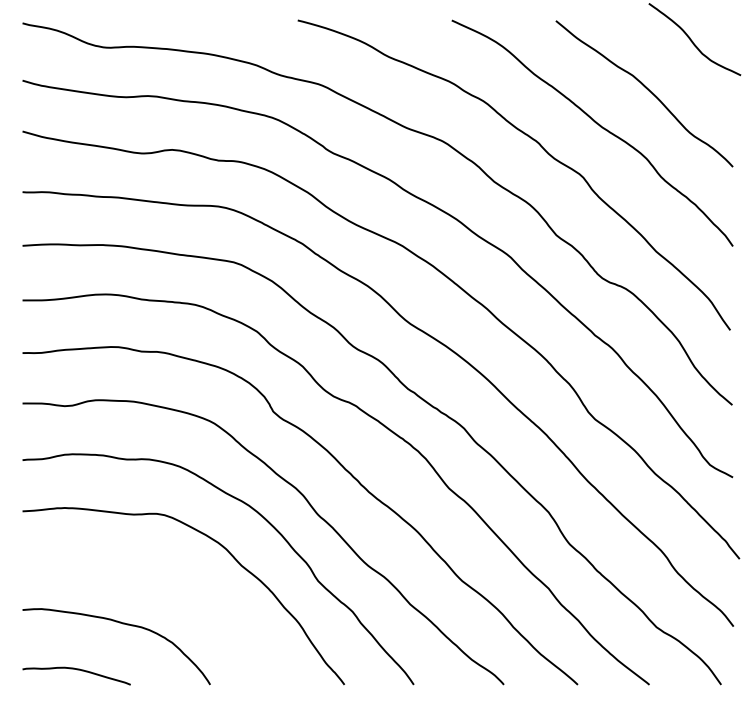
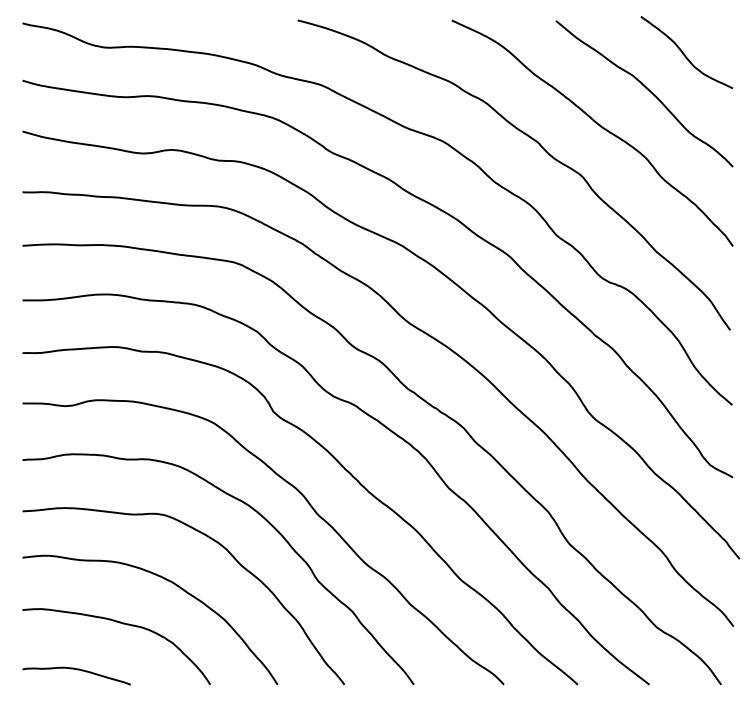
curve position: (692, 40) -> (684, 53) (684, 53)
curve: none -> present (173, 584)
